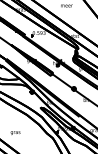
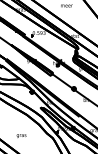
text position: (15, 132) -> (21, 135) (21, 135)
